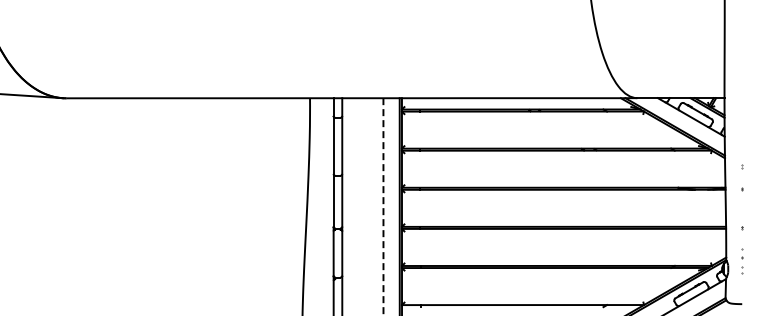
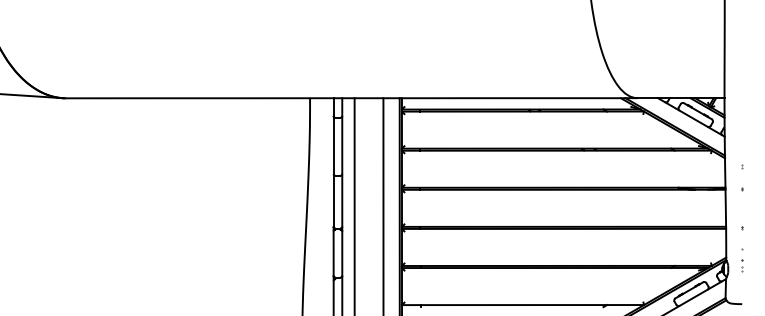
line: none -> present (354, 205)
line: dashed -> solid (383, 206)
part size: 3x19 px -> 3x14 px (742, 265)
